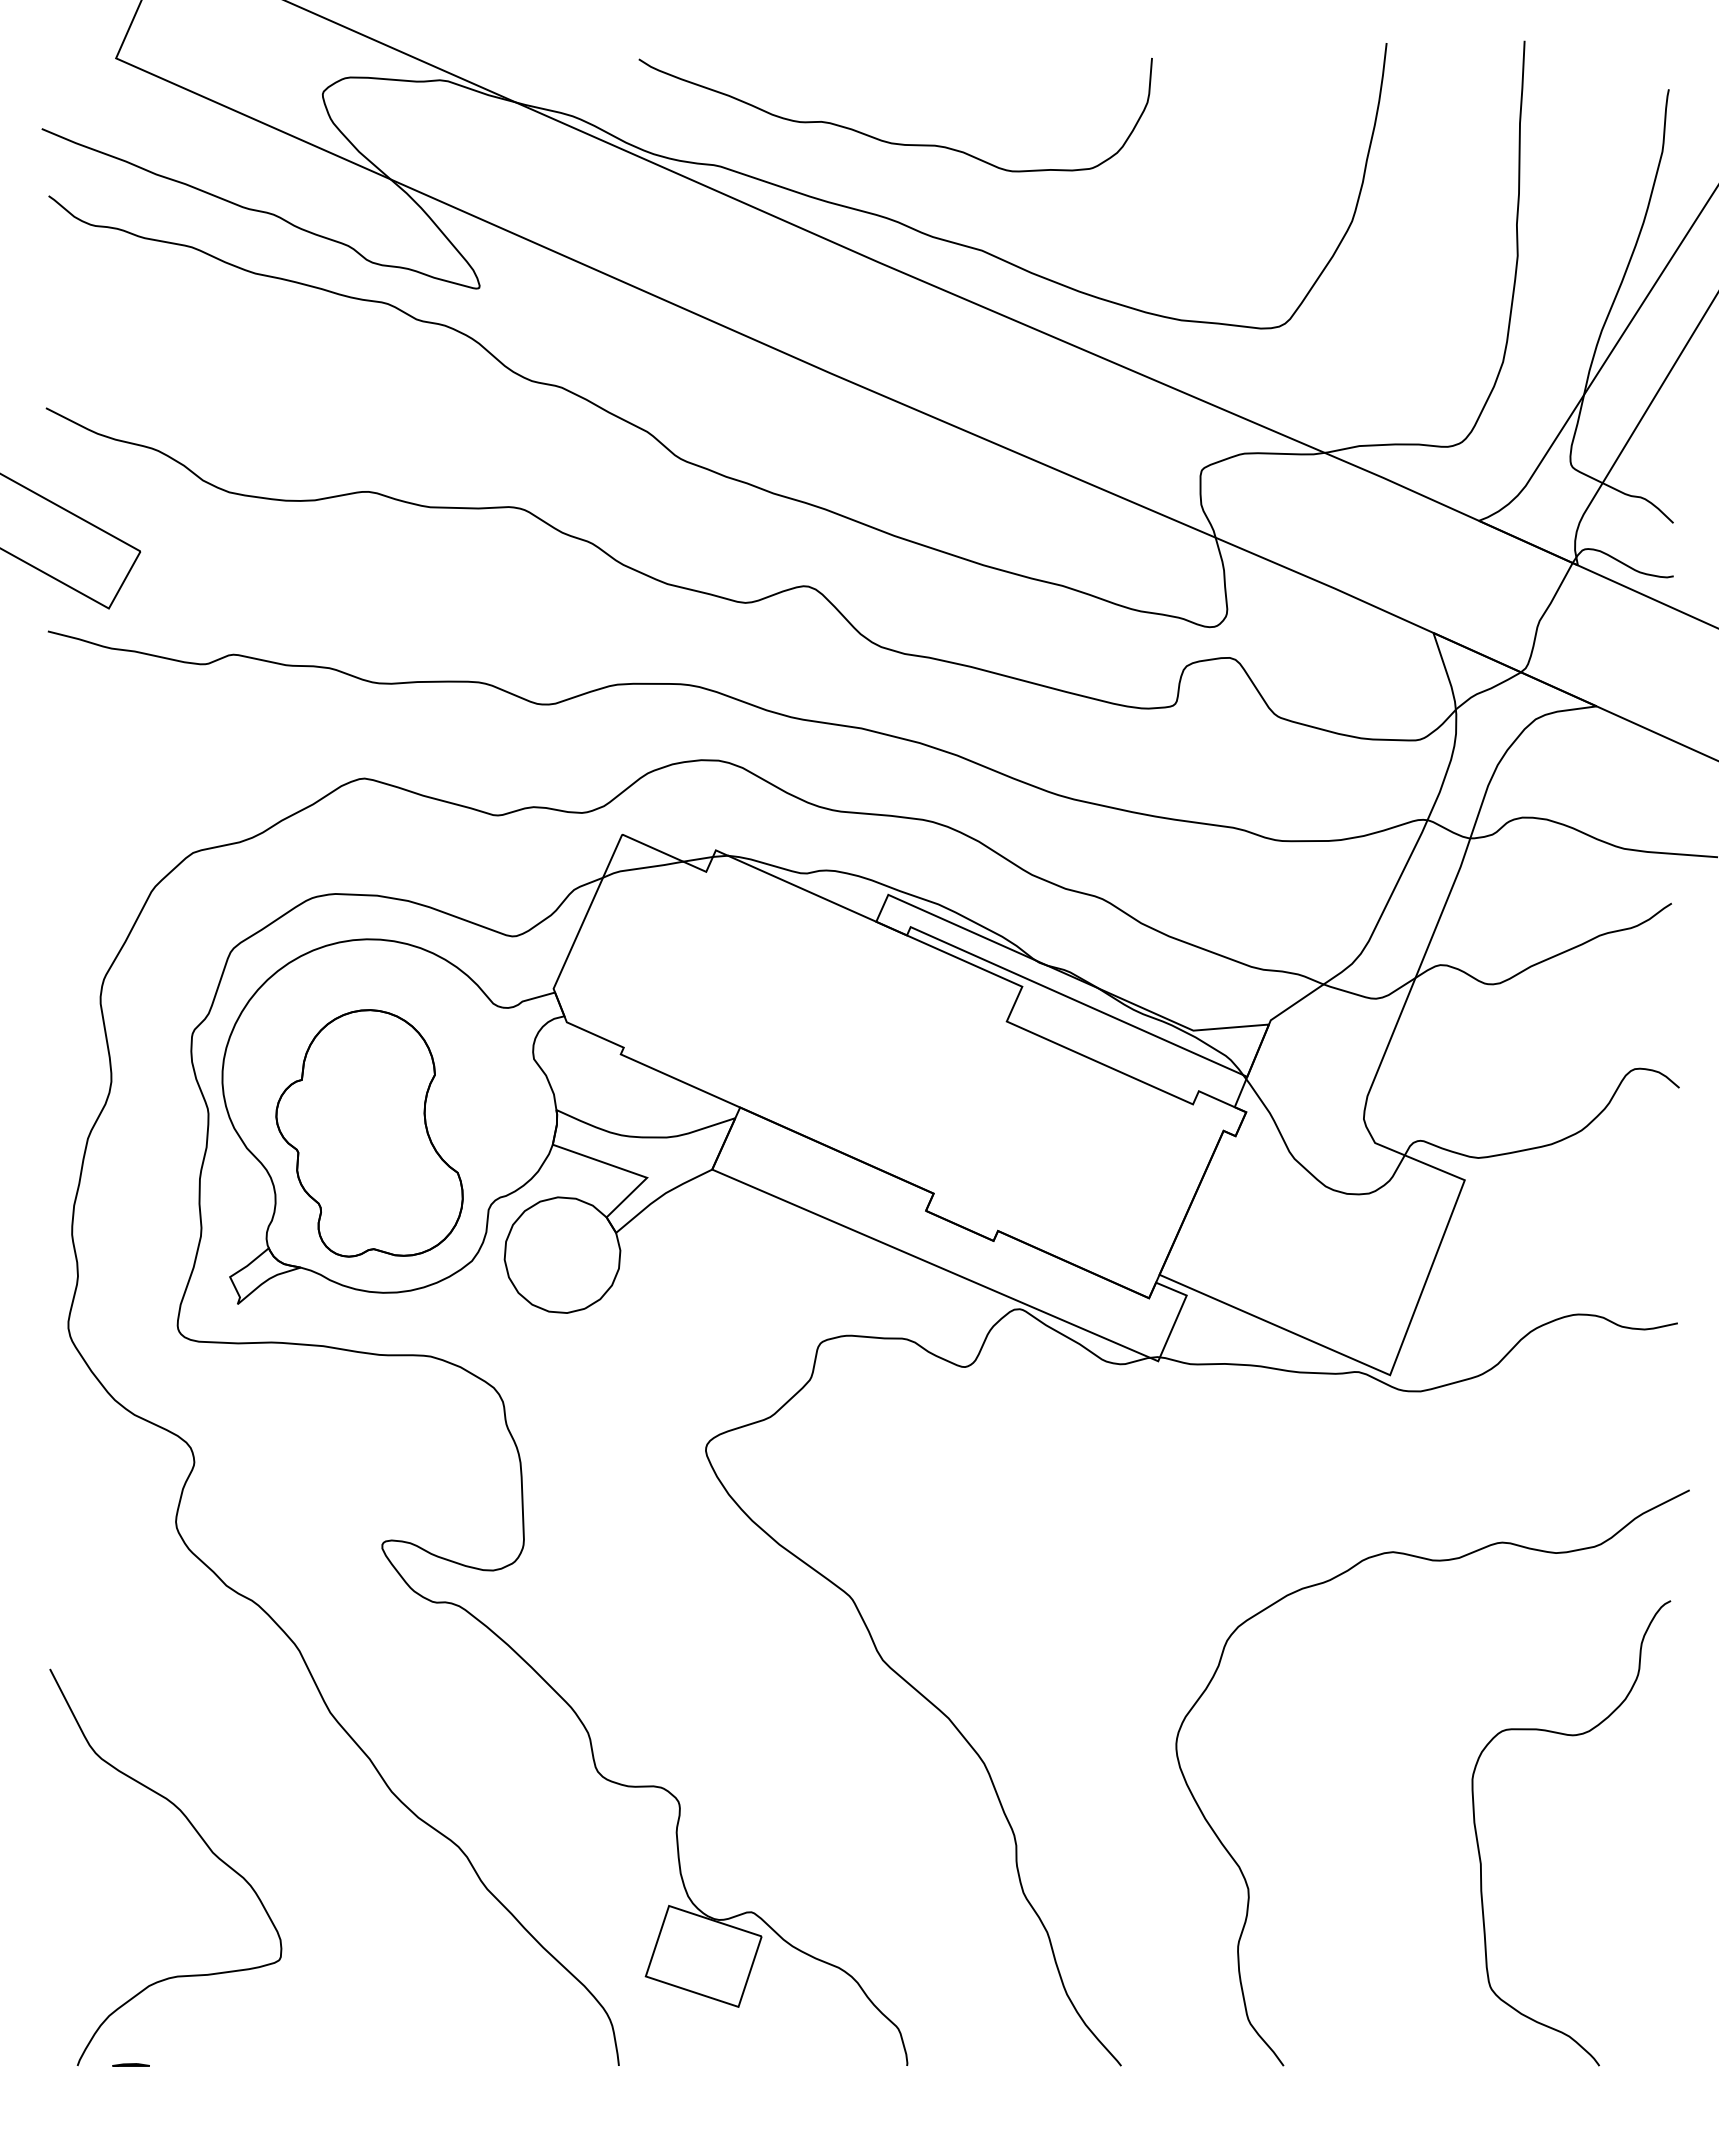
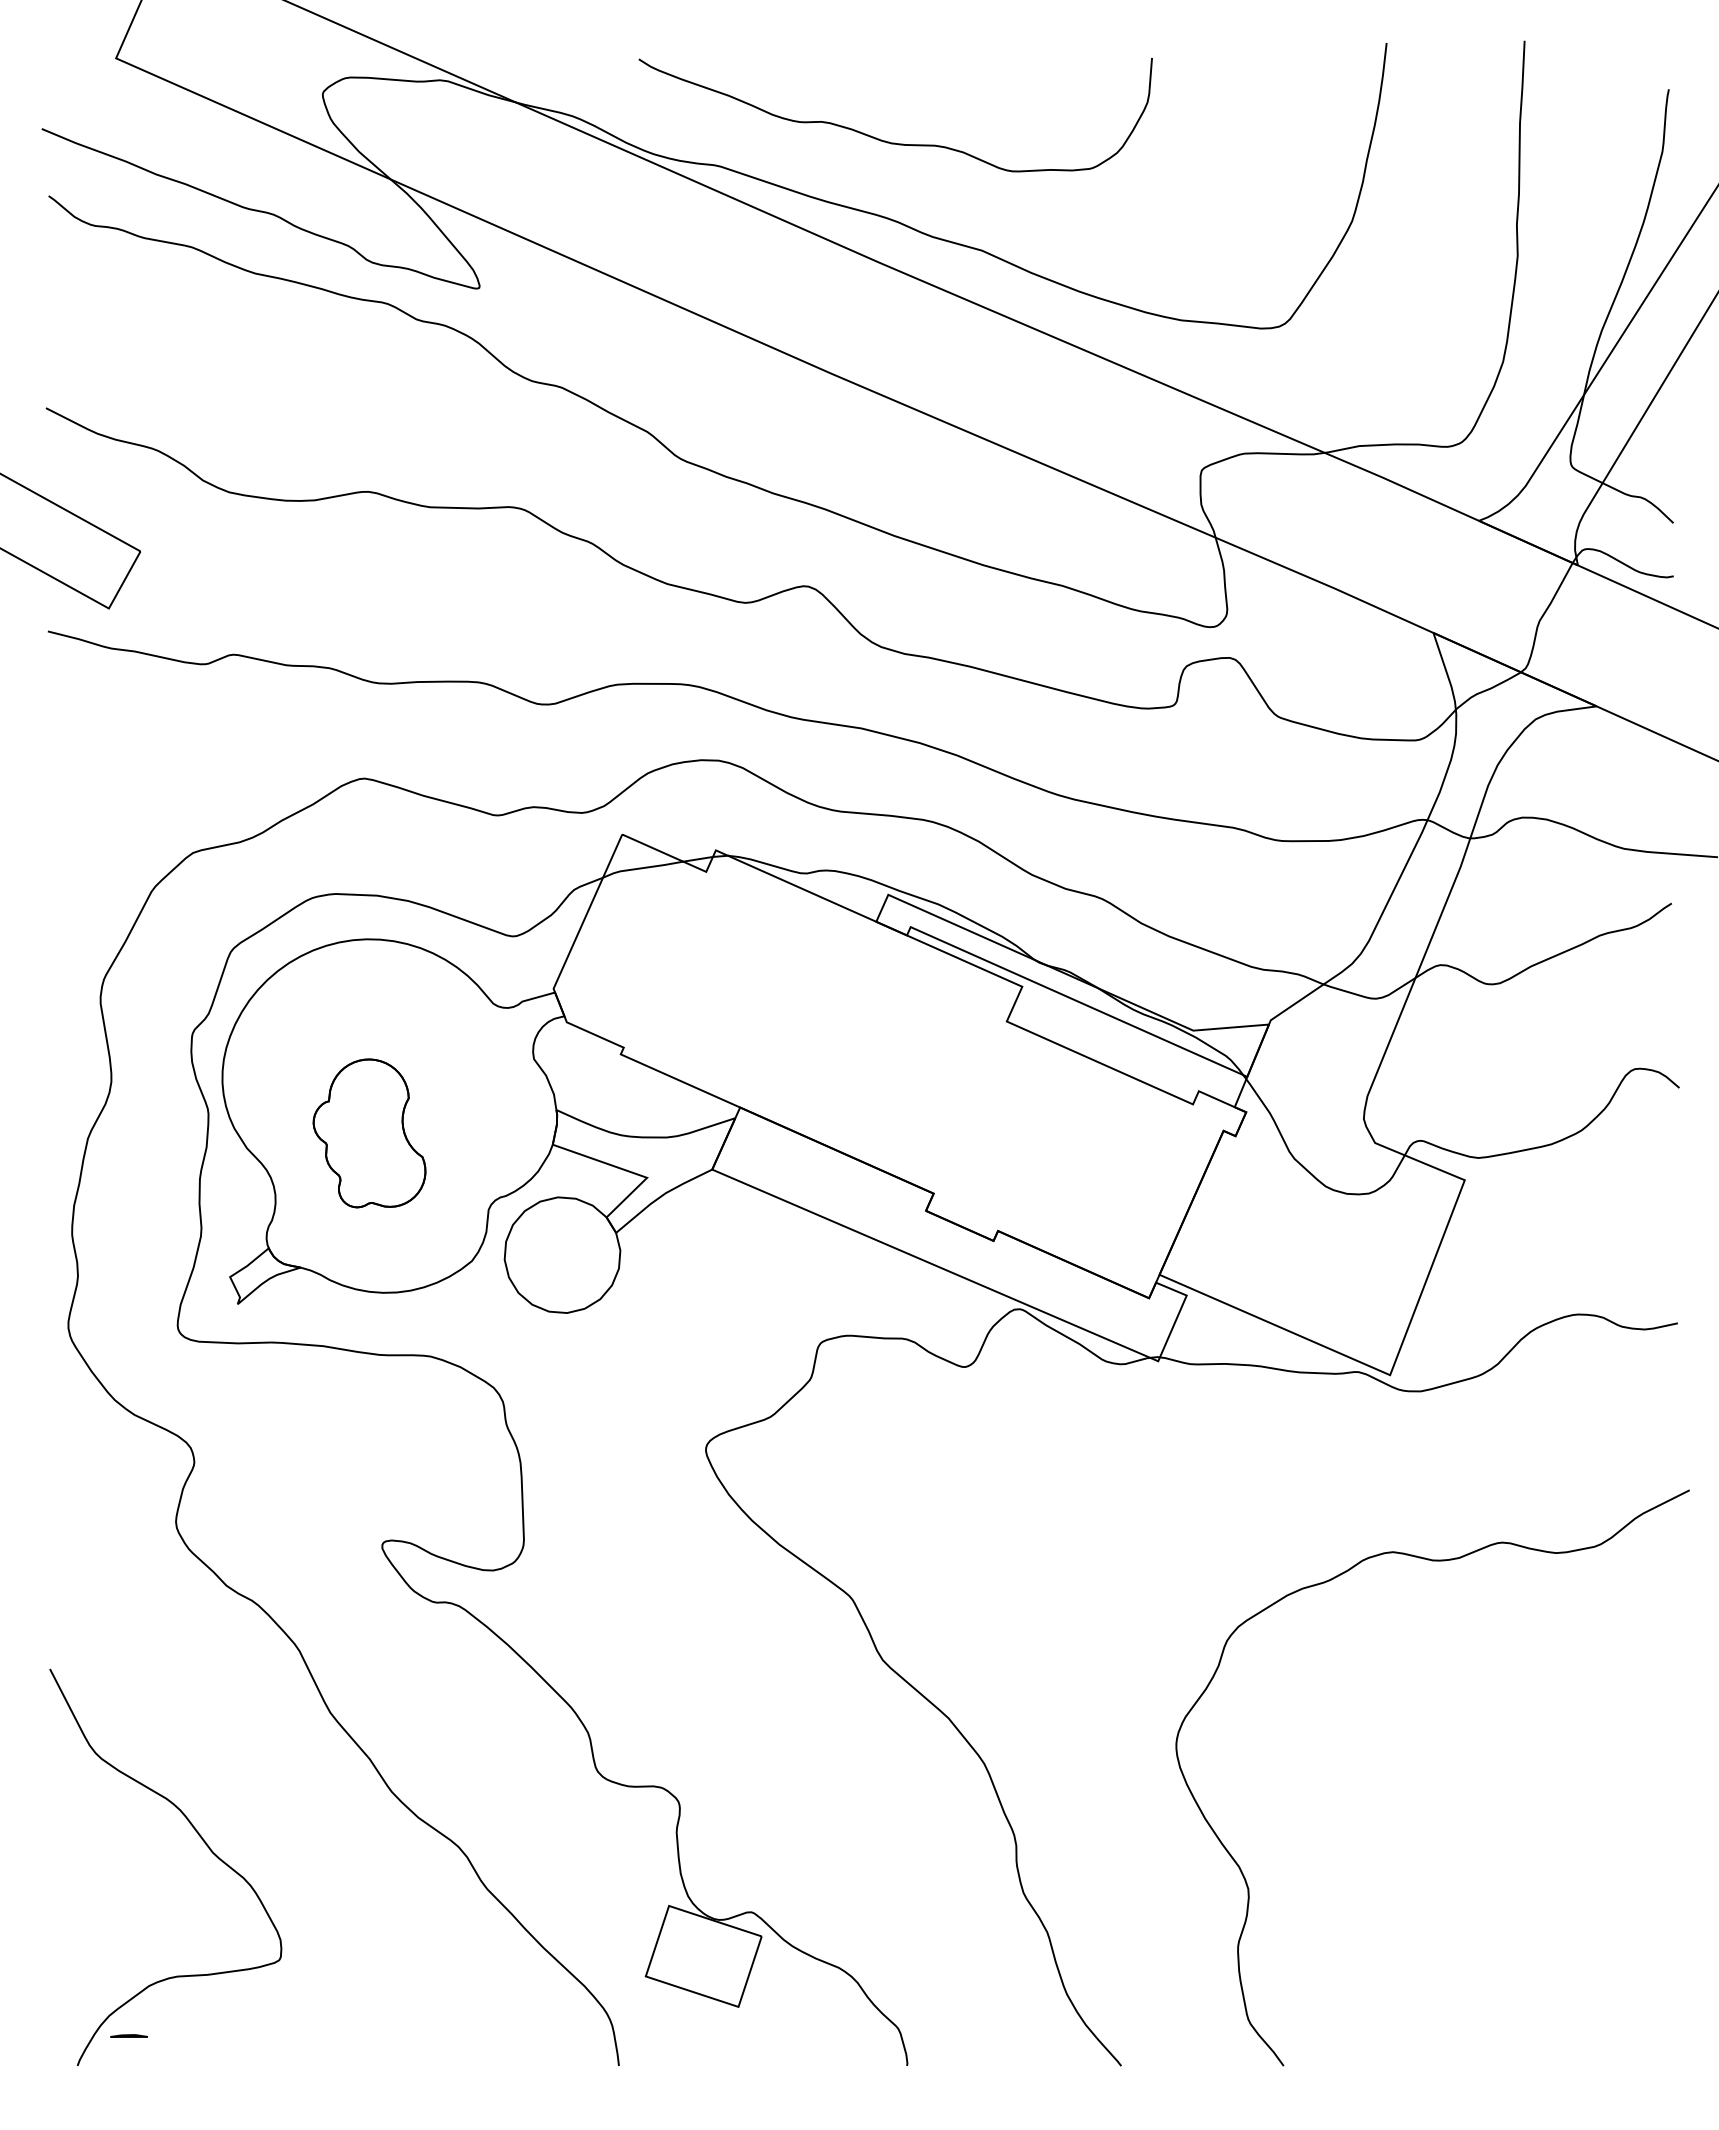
part size: 189x249 px -> 115x151 px (369, 1133)
curve: present -> none (1479, 1847)
line position: (130, 2064) -> (128, 2035) (128, 2035)
